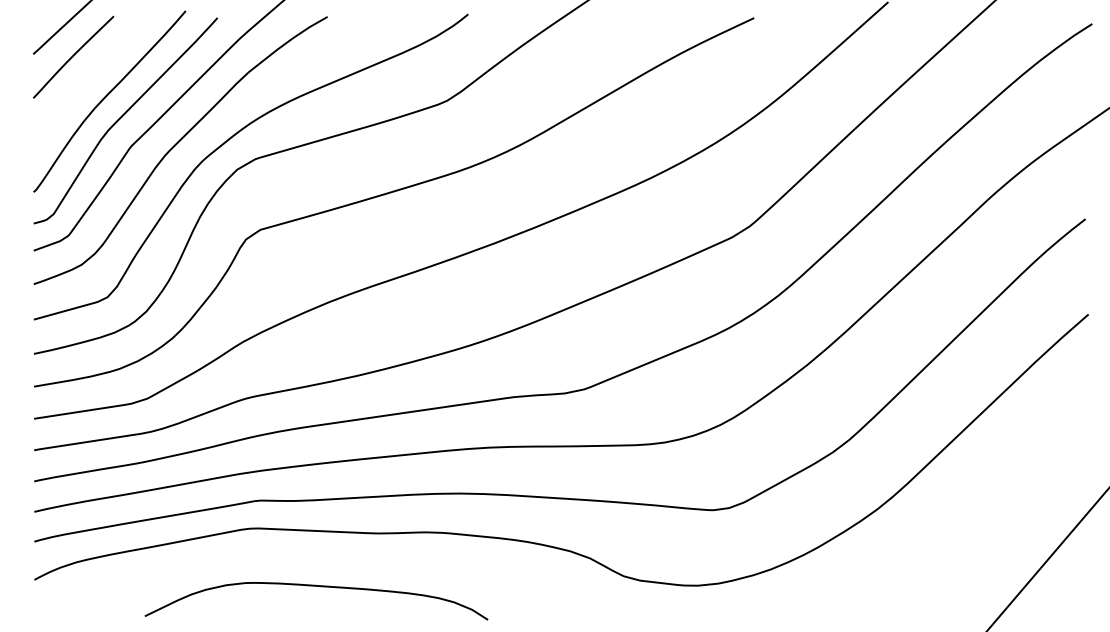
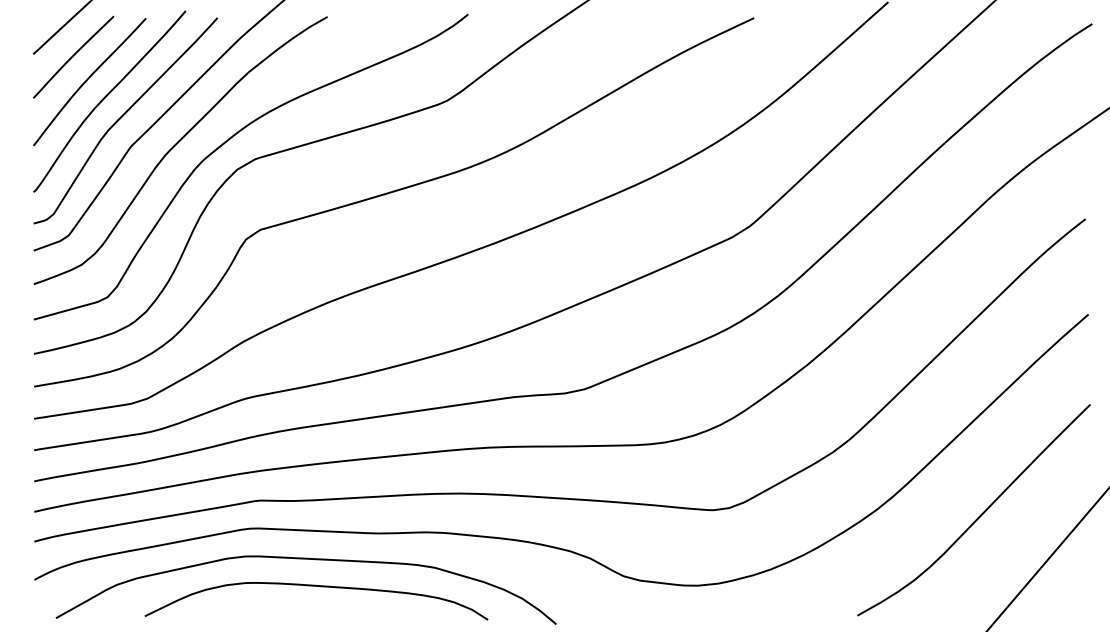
curve: none -> present (87, 80)
curve: none -> present (979, 515)
curve: none -> present (305, 559)
